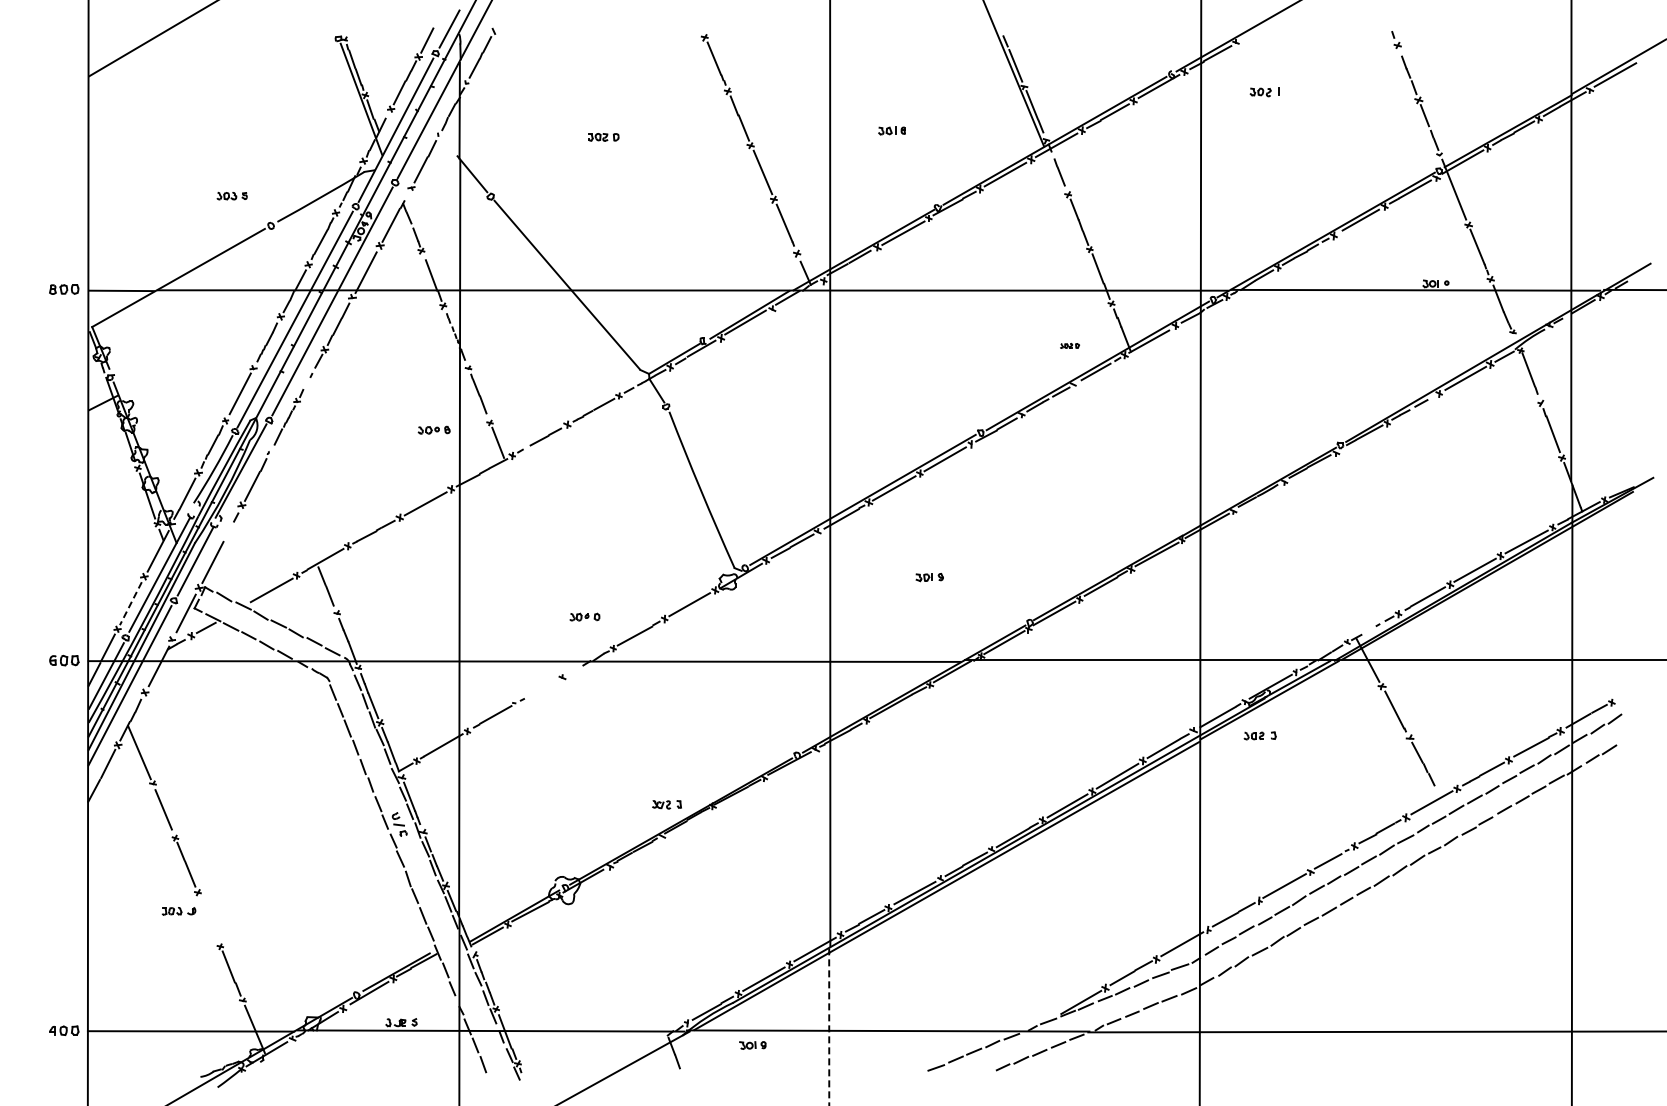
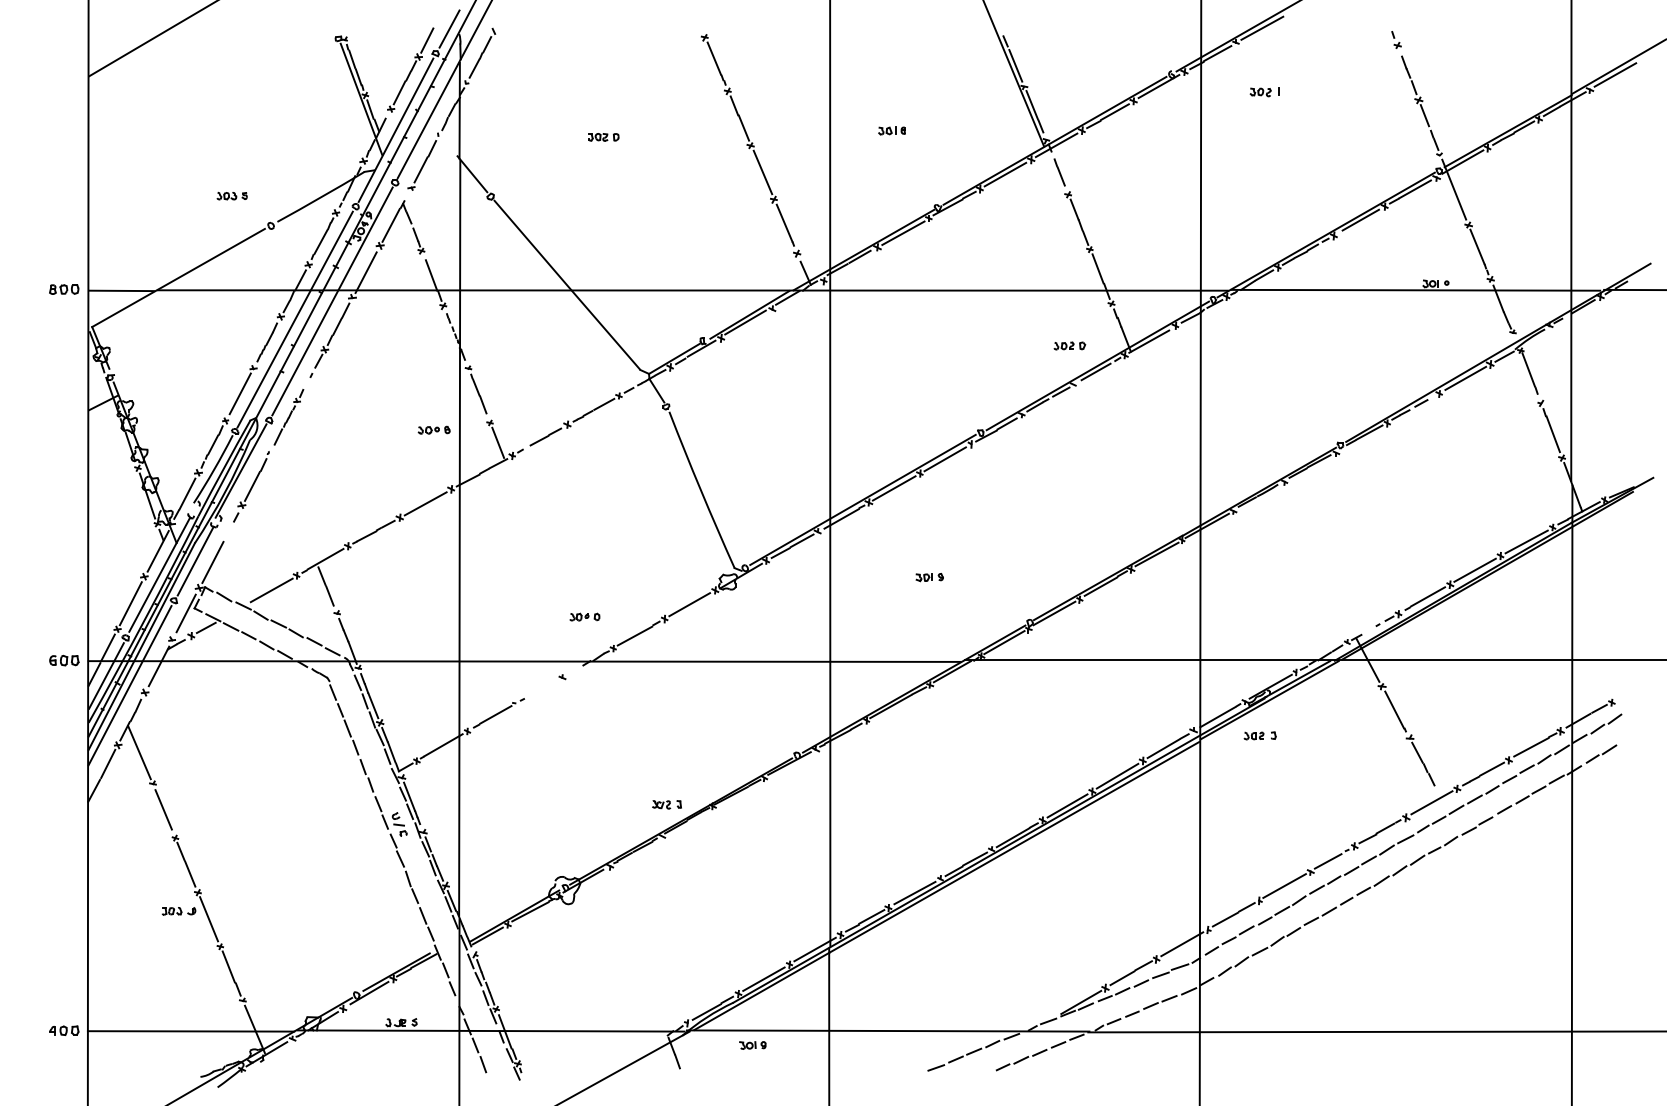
line: none -> present (1262, 27)
part size: 20x6 px -> 34x10 px (1069, 345)
line: dashed -> solid (130, 604)
line: none -> present (209, 919)
line: dashed -> solid (829, 1027)
